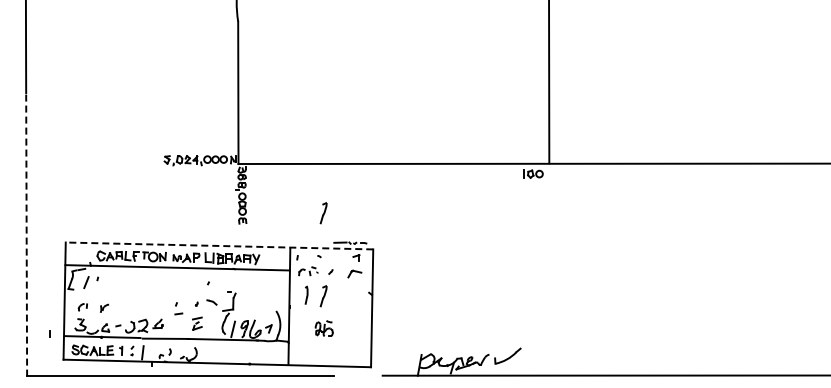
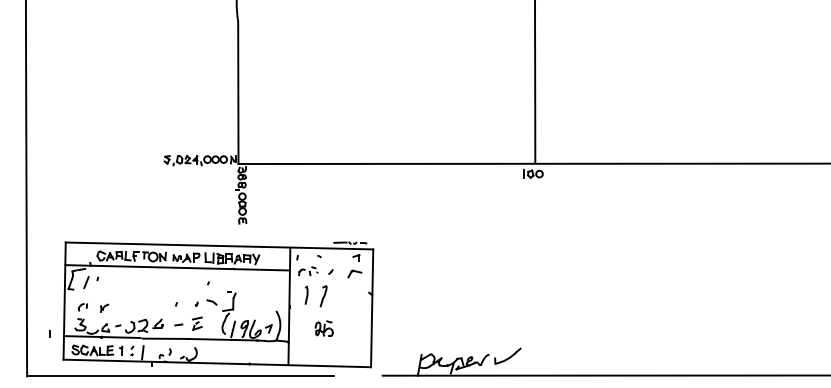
line position: (549, 82) -> (535, 82) (535, 82)
part: present -> none (323, 213)
line: dashed -> solid (26, 235)
line: dashed -> solid (219, 245)
line position: (178, 313) -> (178, 324) (178, 324)
